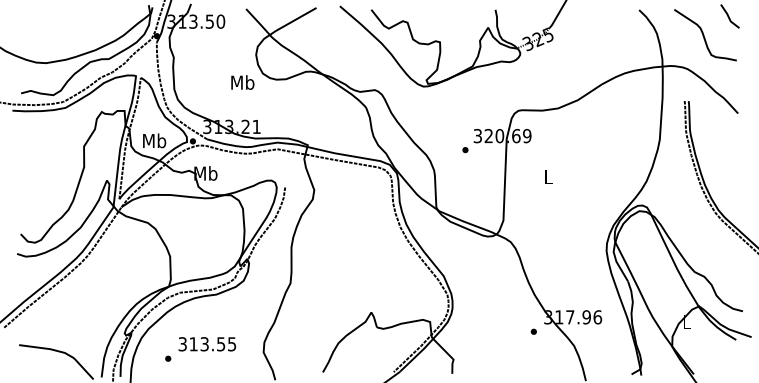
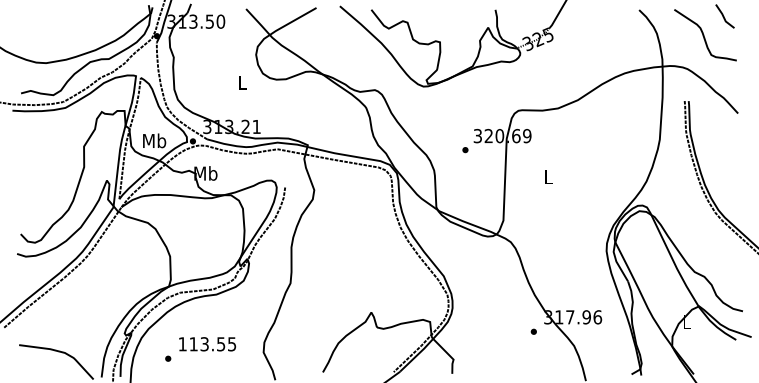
line position: (729, 16) -> (724, 16) (724, 16)
text: Mb -> L (242, 82)
text: 313.55 -> 113.55 (182, 344)
